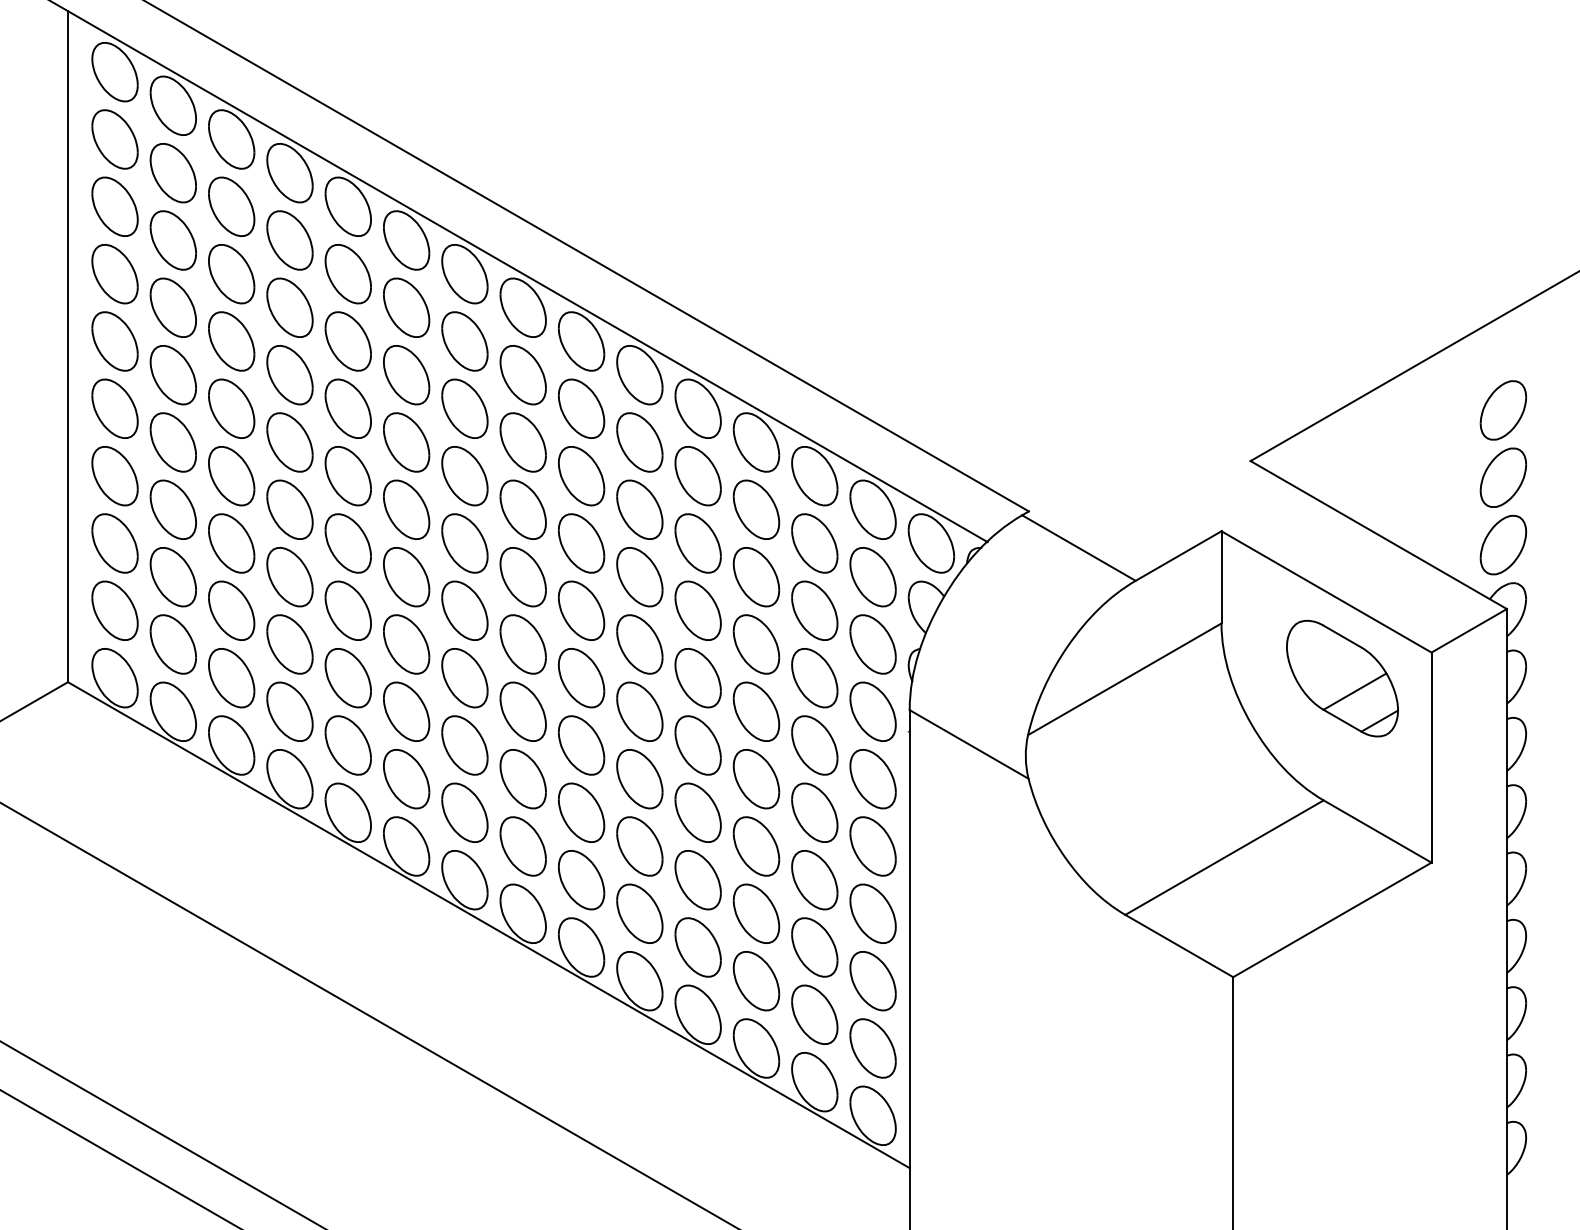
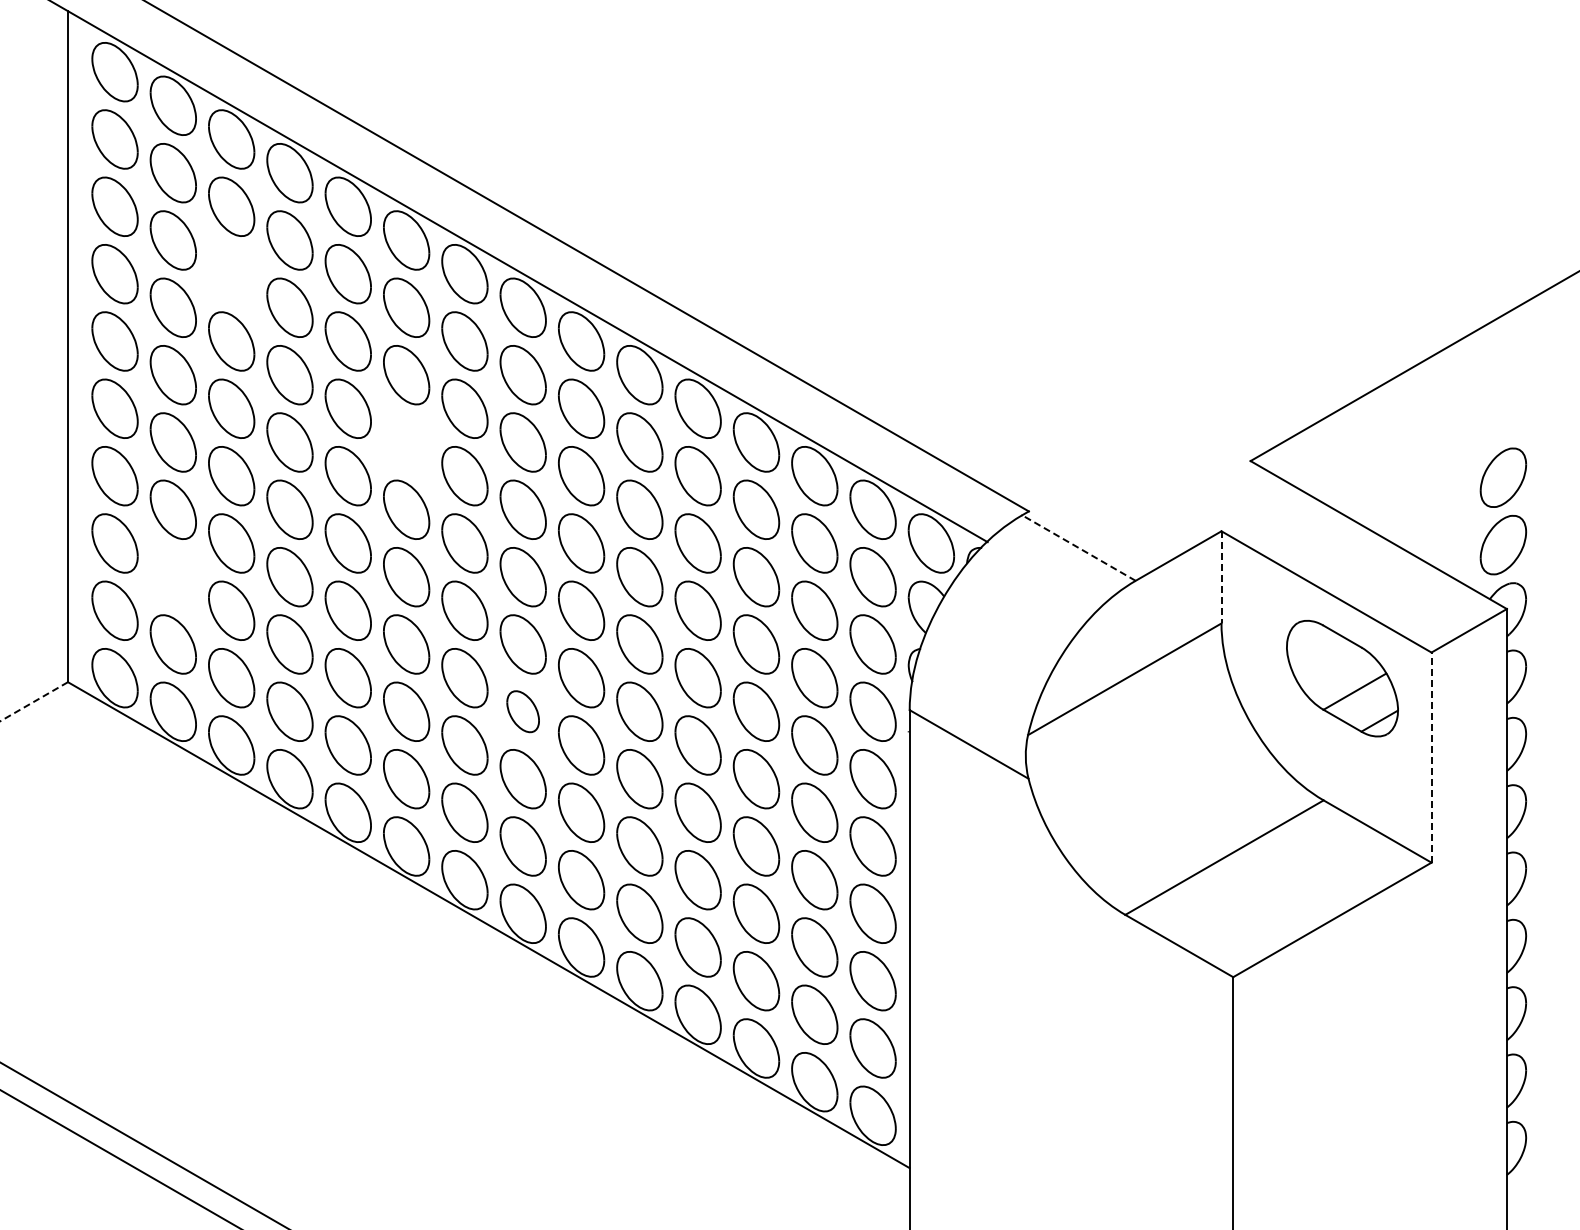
part: present -> none (231, 274)
part: present -> none (1503, 410)
part: present -> none (406, 442)
line: solid -> dashed (1078, 548)
part: present -> none (172, 577)
line: solid -> dashed (1221, 577)
line: solid -> dashed (33, 702)
part size: 48x61 px -> 34x44 px (522, 711)
line: solid -> dashed (1431, 757)
line: present -> none (368, 1014)
line position: (161, 1134) -> (143, 1144) (143, 1144)
